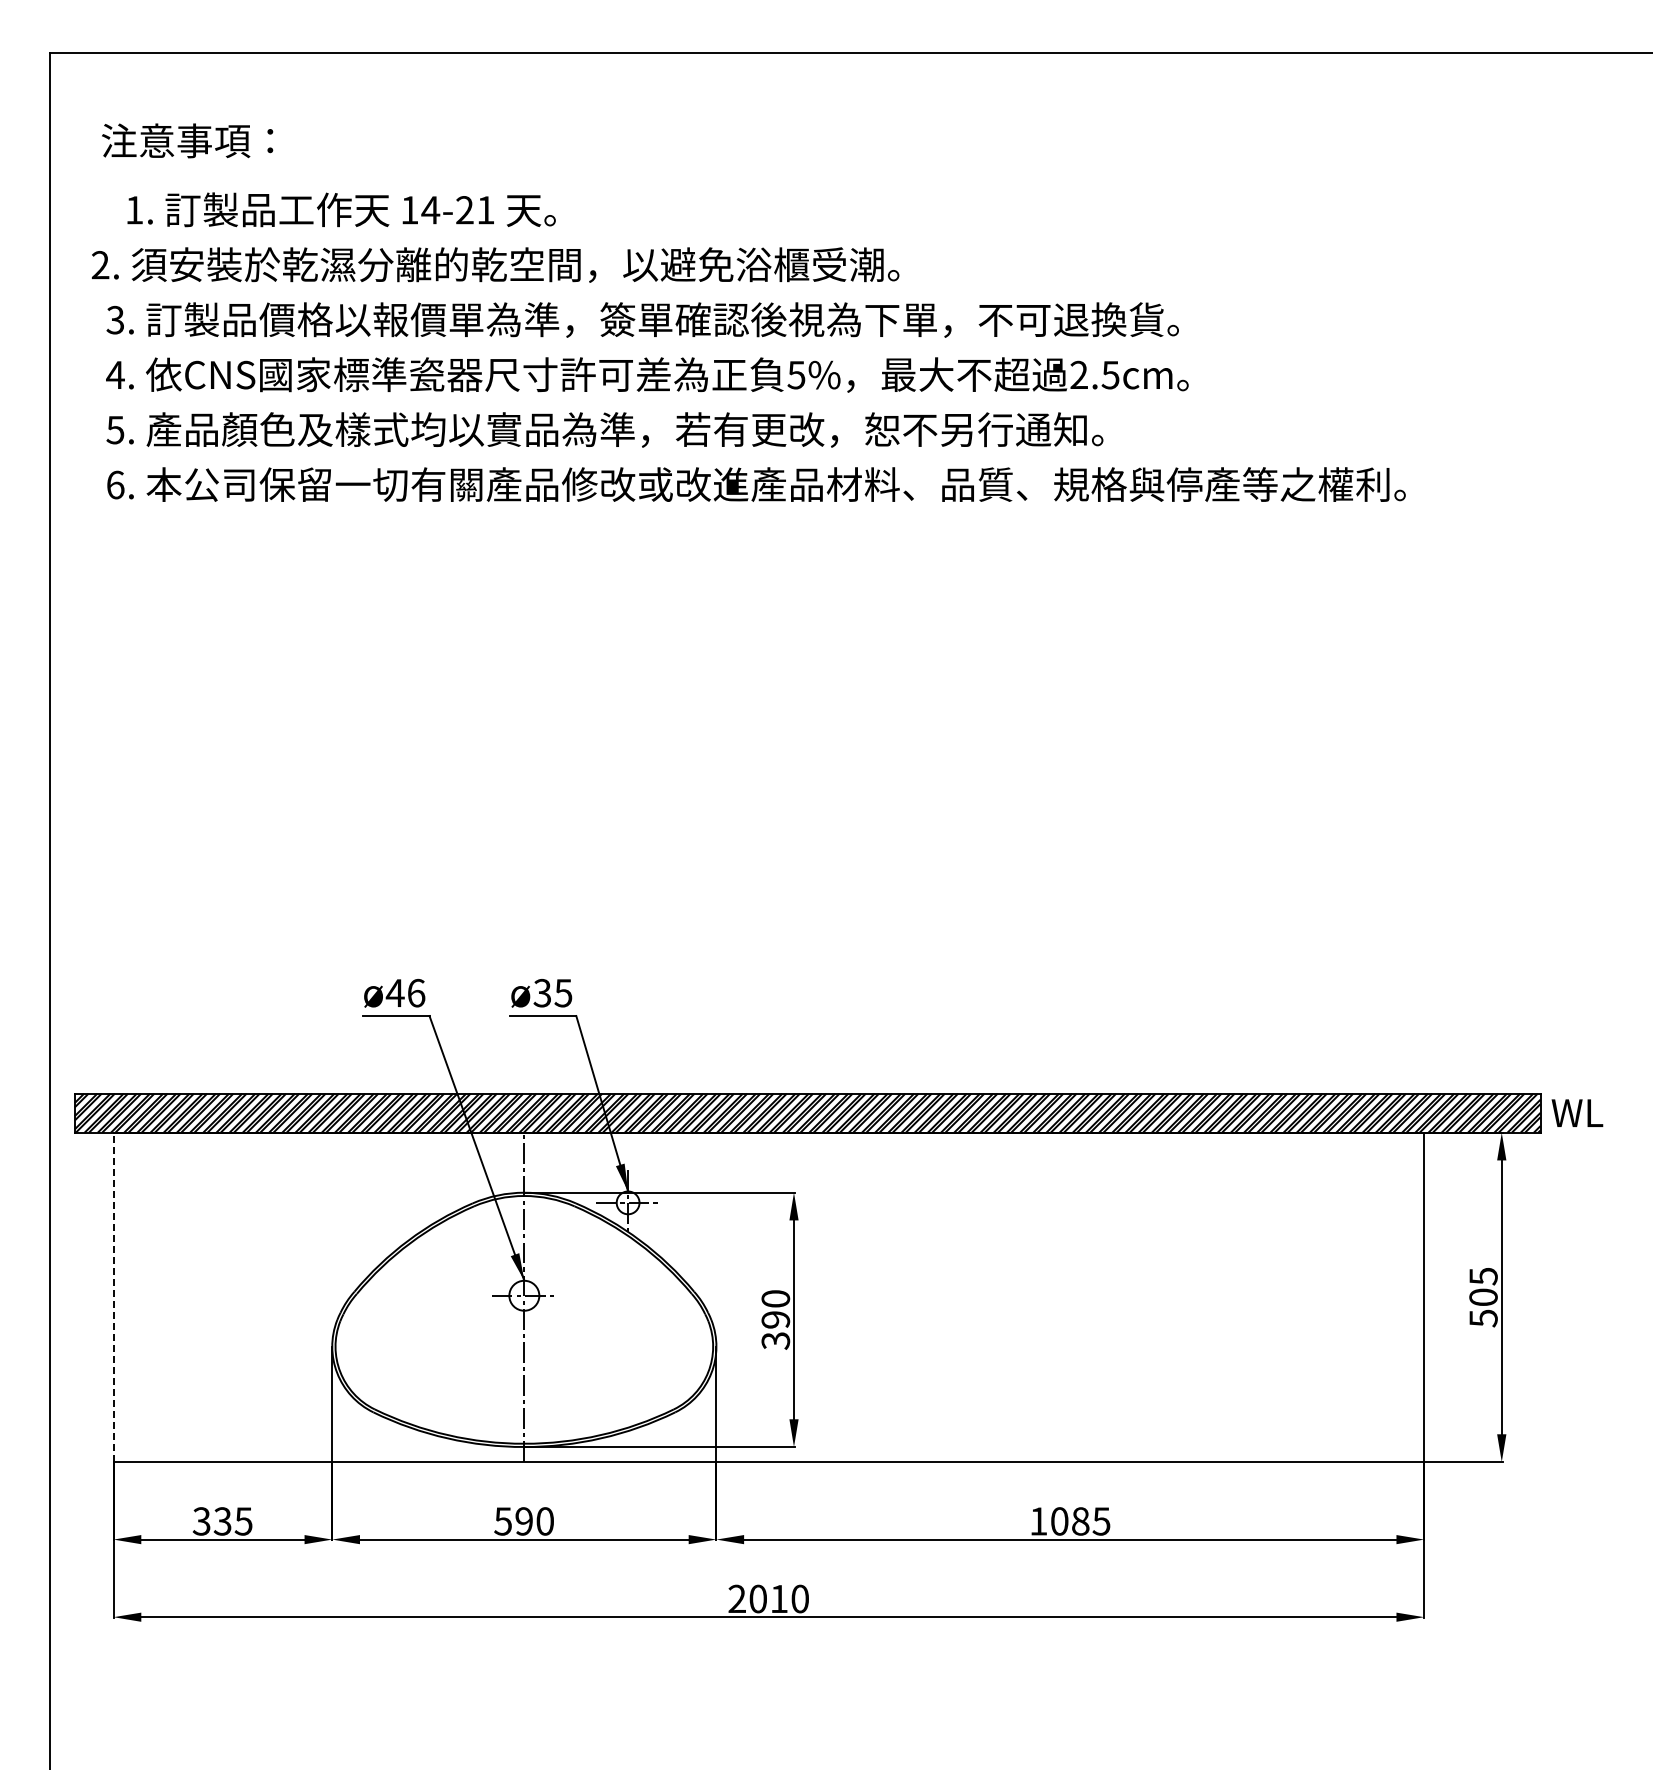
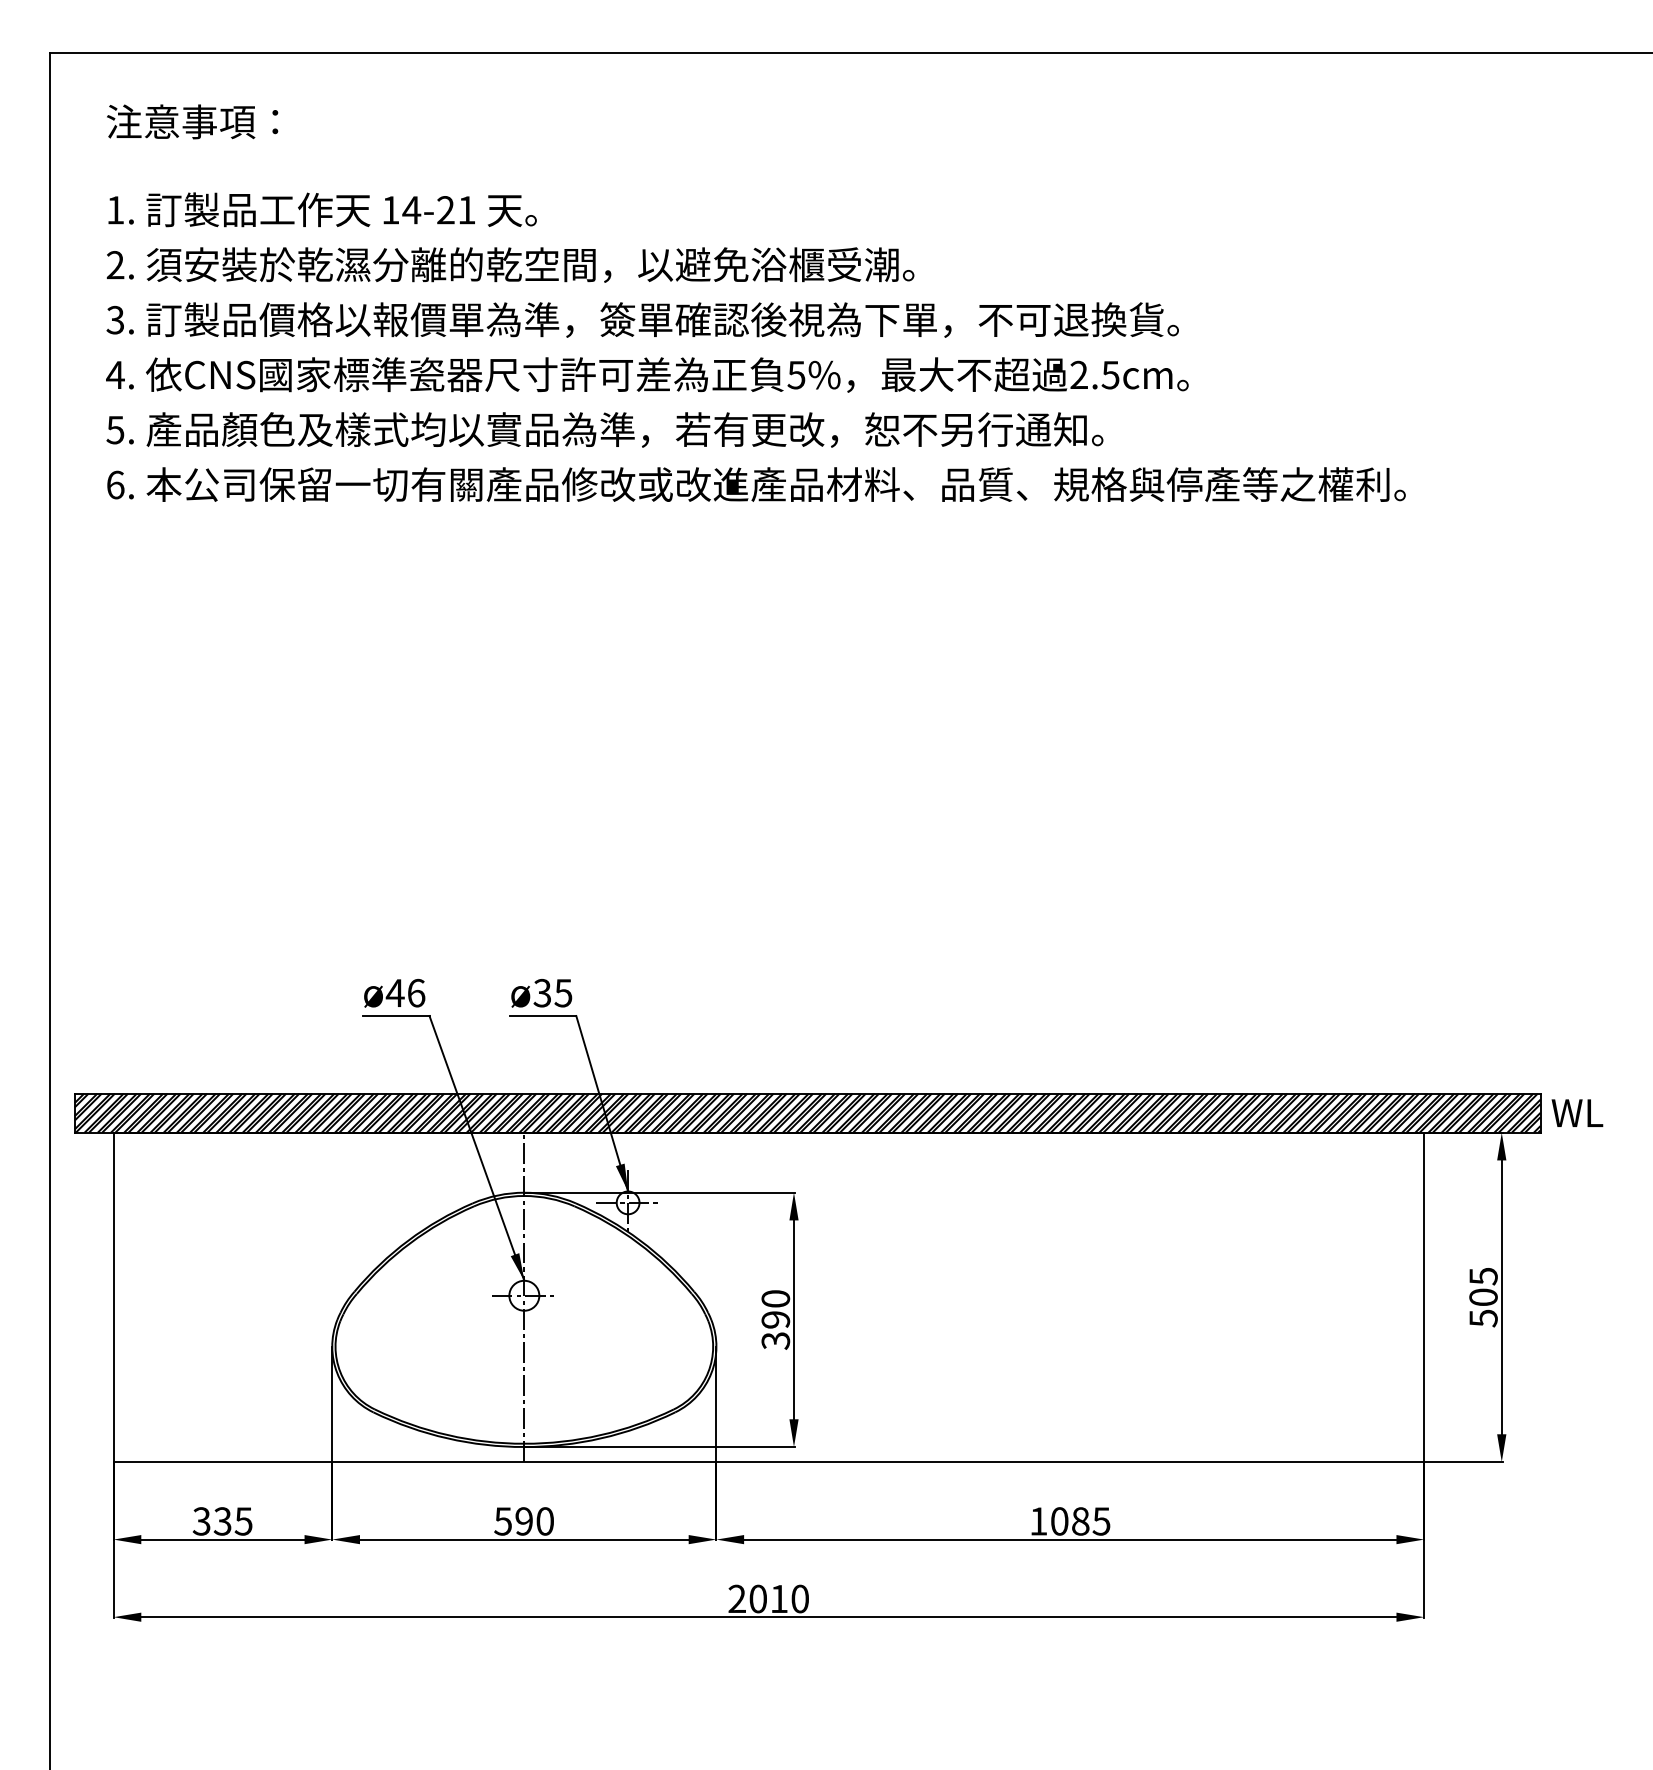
text position: (187, 140) -> (192, 121) (192, 121)
text position: (341, 209) -> (322, 209) (322, 209)
text position: (495, 264) -> (510, 264) (510, 264)
line: dashed -> solid (113, 1297)
